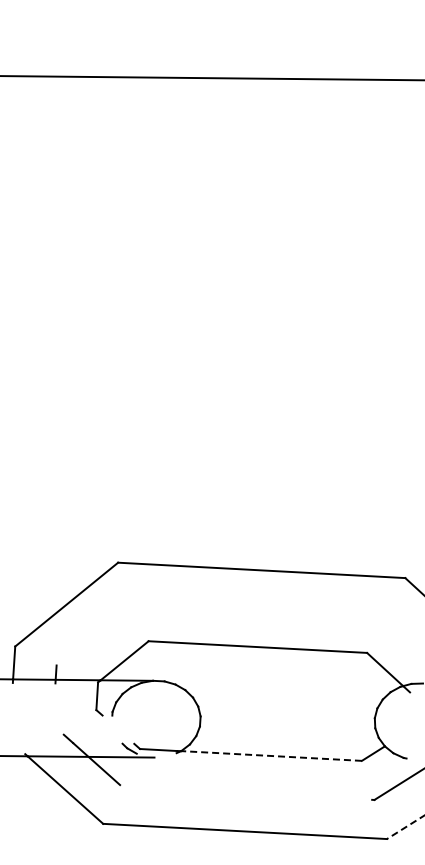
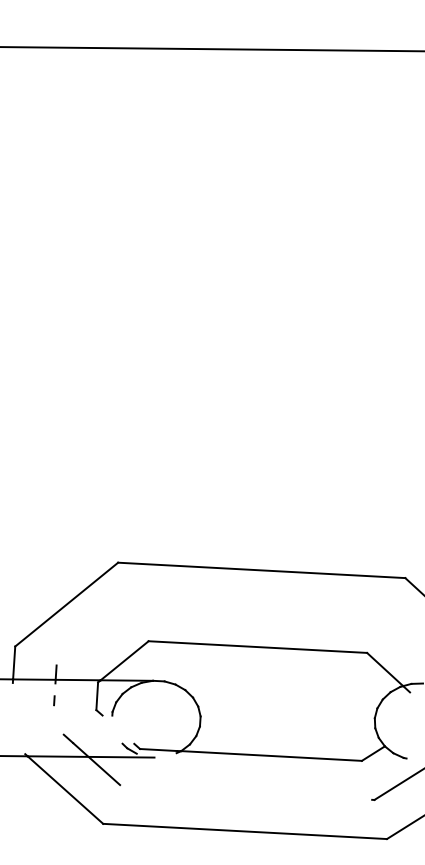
line position: (211, 78) -> (211, 49) (211, 49)
line: none -> present (54, 700)
line: dashed -> solid (271, 755)
line: dashed -> solid (405, 827)
